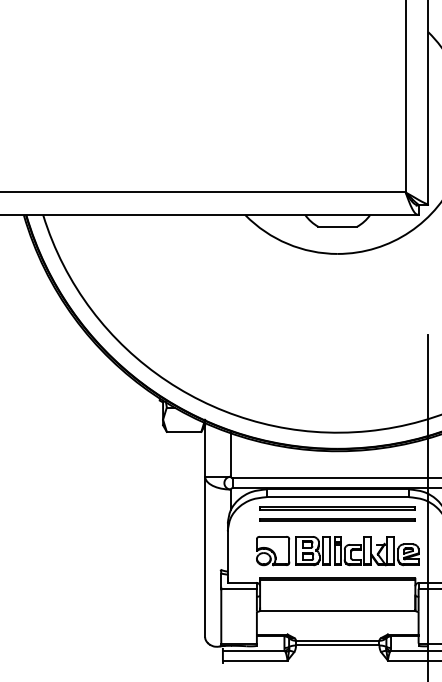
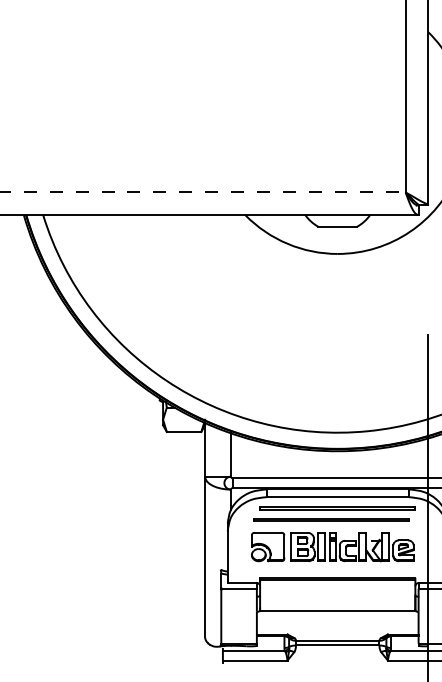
line: solid -> dashed (203, 192)
line position: (337, 519) -> (331, 519) (331, 519)
part position: (337, 551) -> (332, 547) (332, 547)
